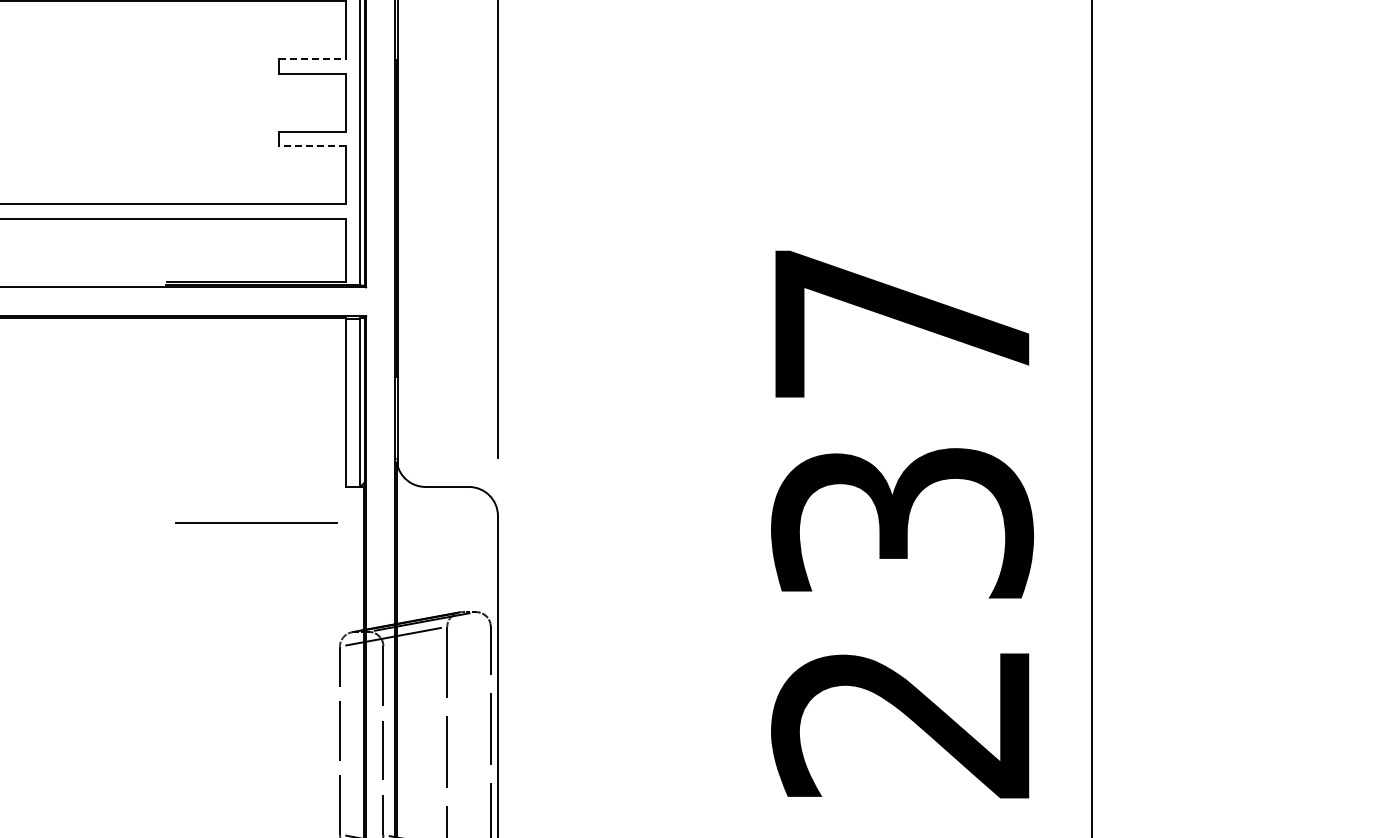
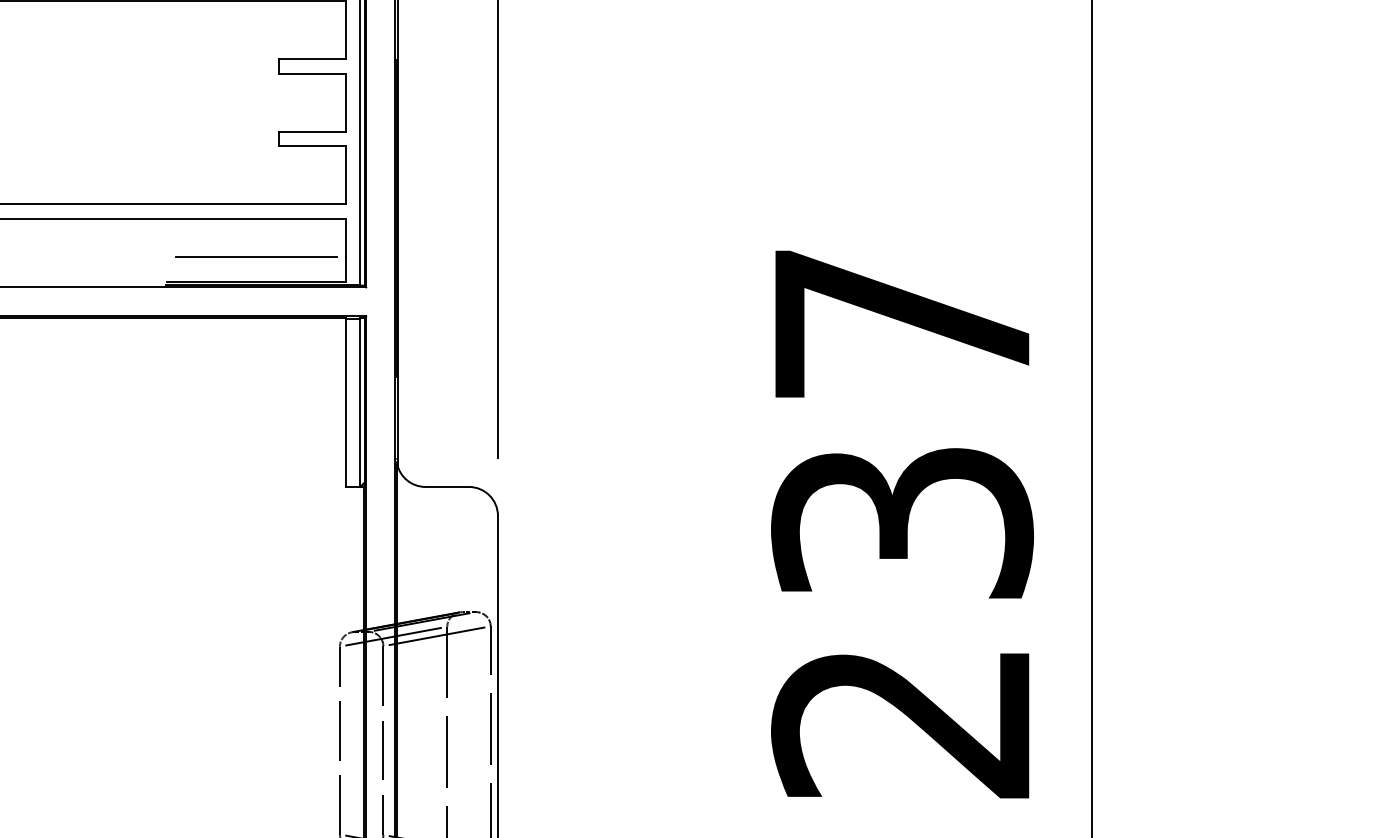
line: dashed -> solid (313, 59)
line: dashed -> solid (312, 146)
line position: (256, 522) -> (256, 256) (256, 256)
line: none -> present (436, 636)
